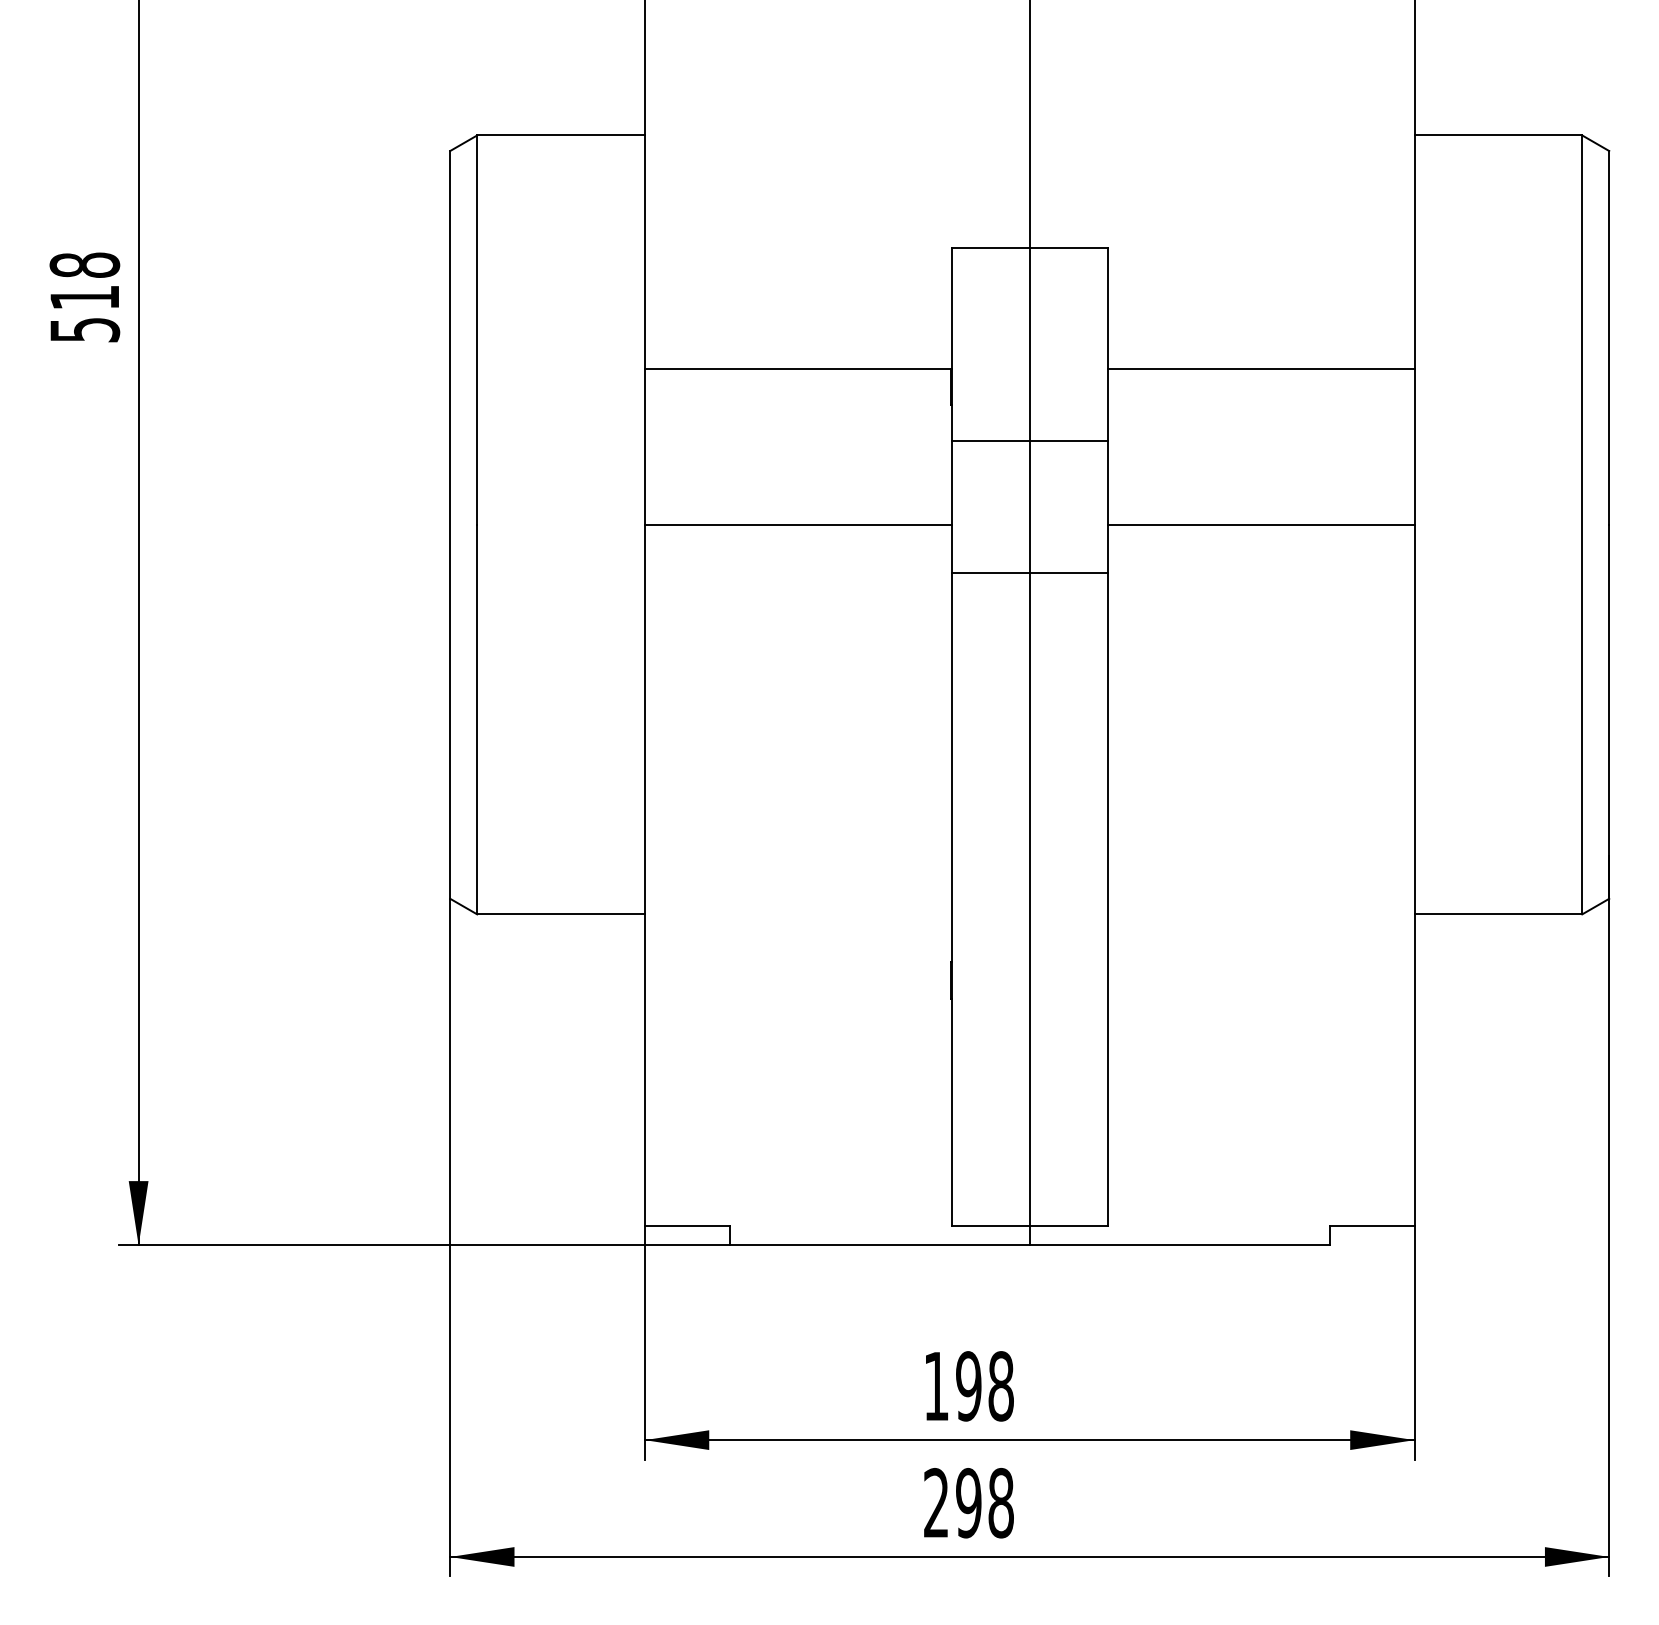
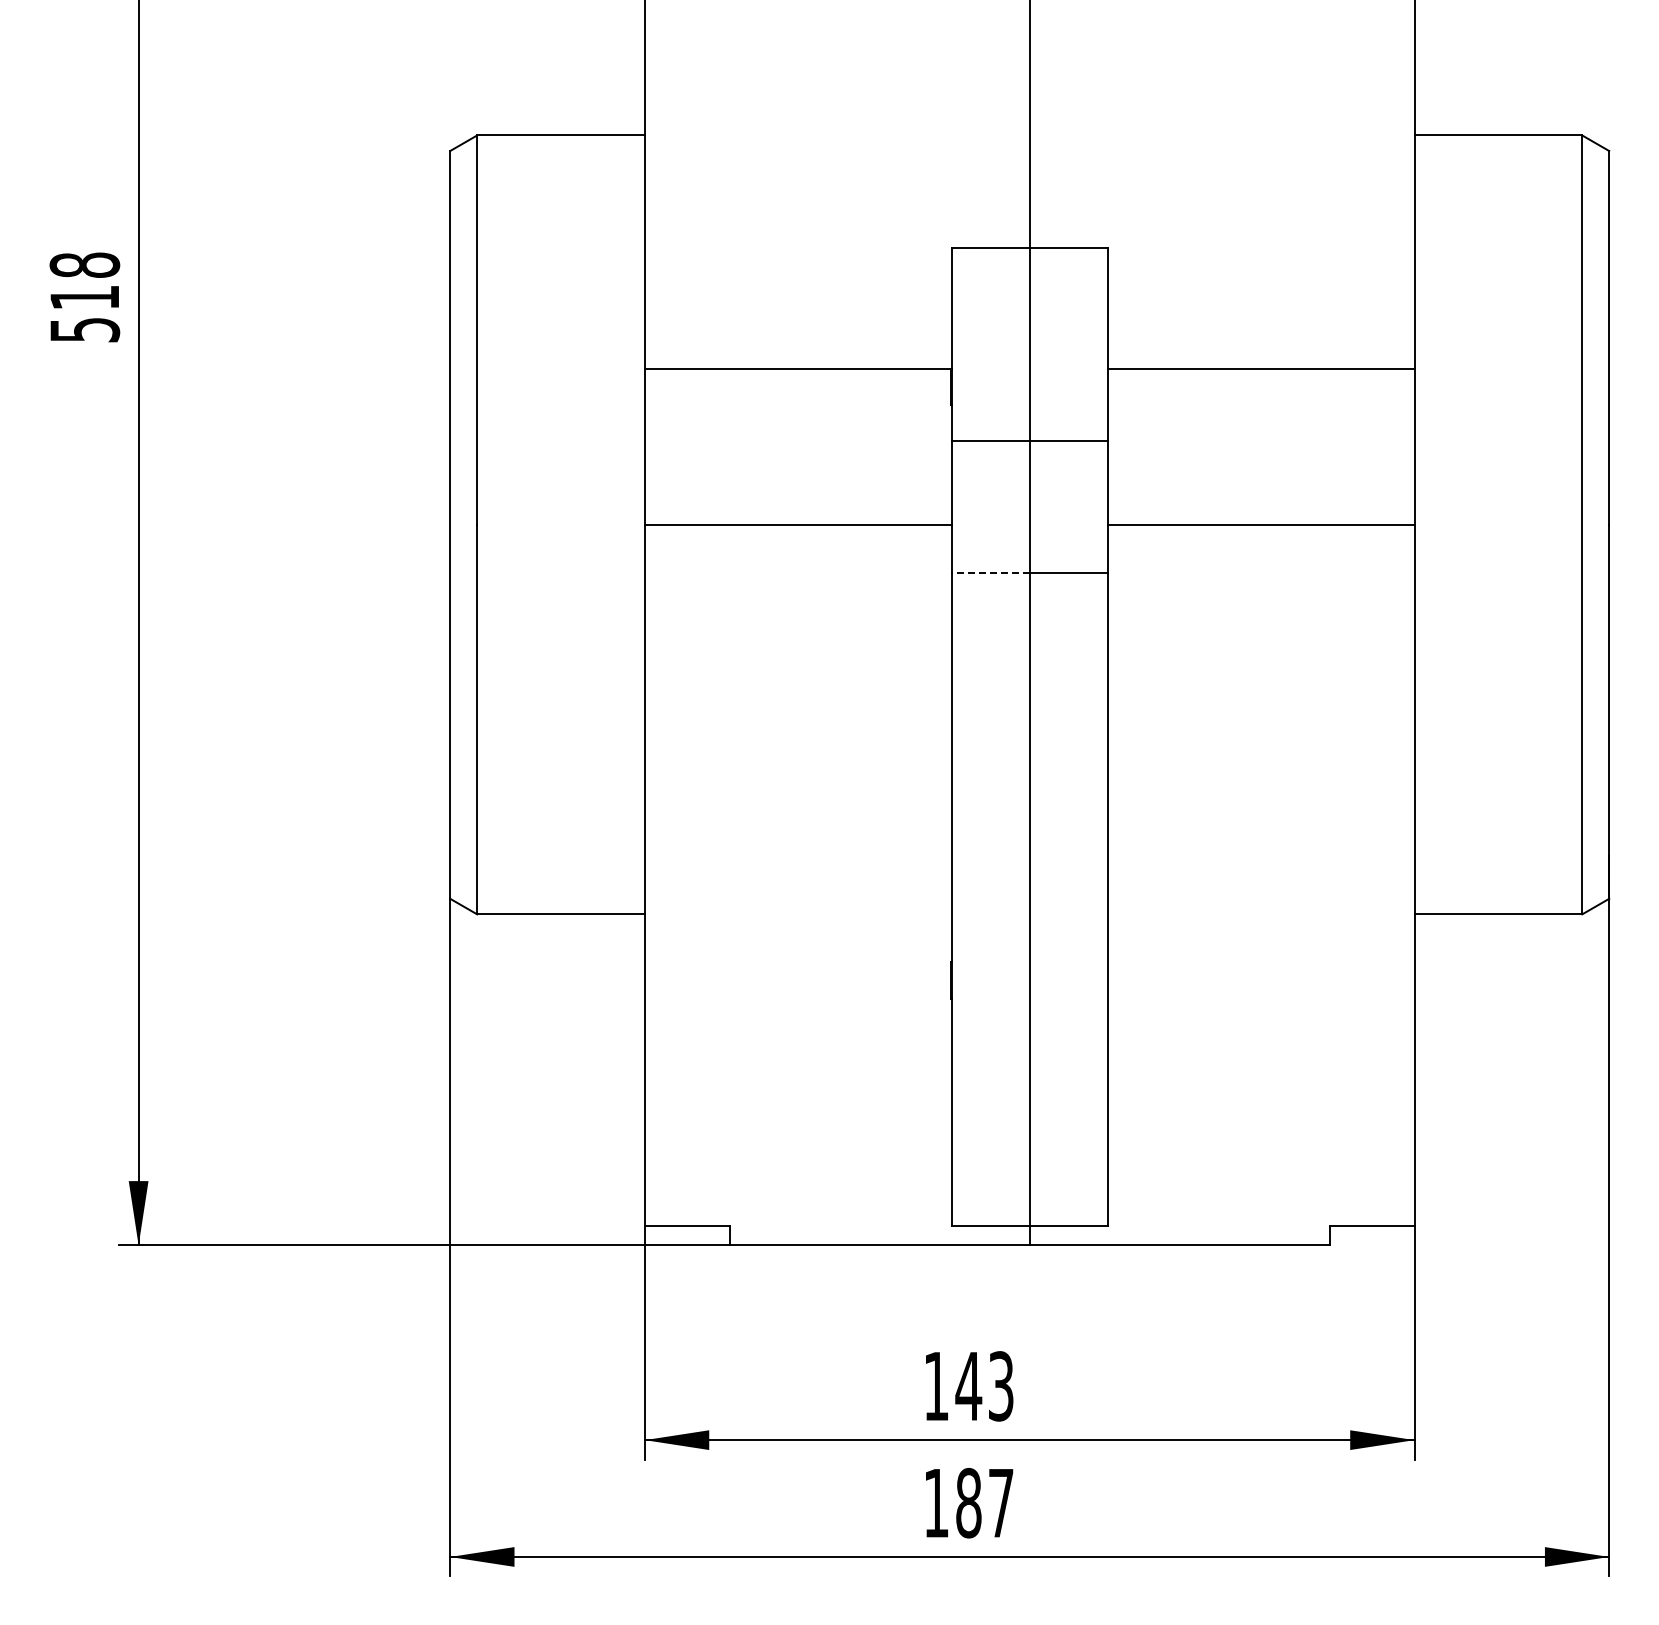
line: solid -> dashed (990, 573)
text: 198 -> 143 (984, 1386)
text: 298 -> 187 (968, 1502)
